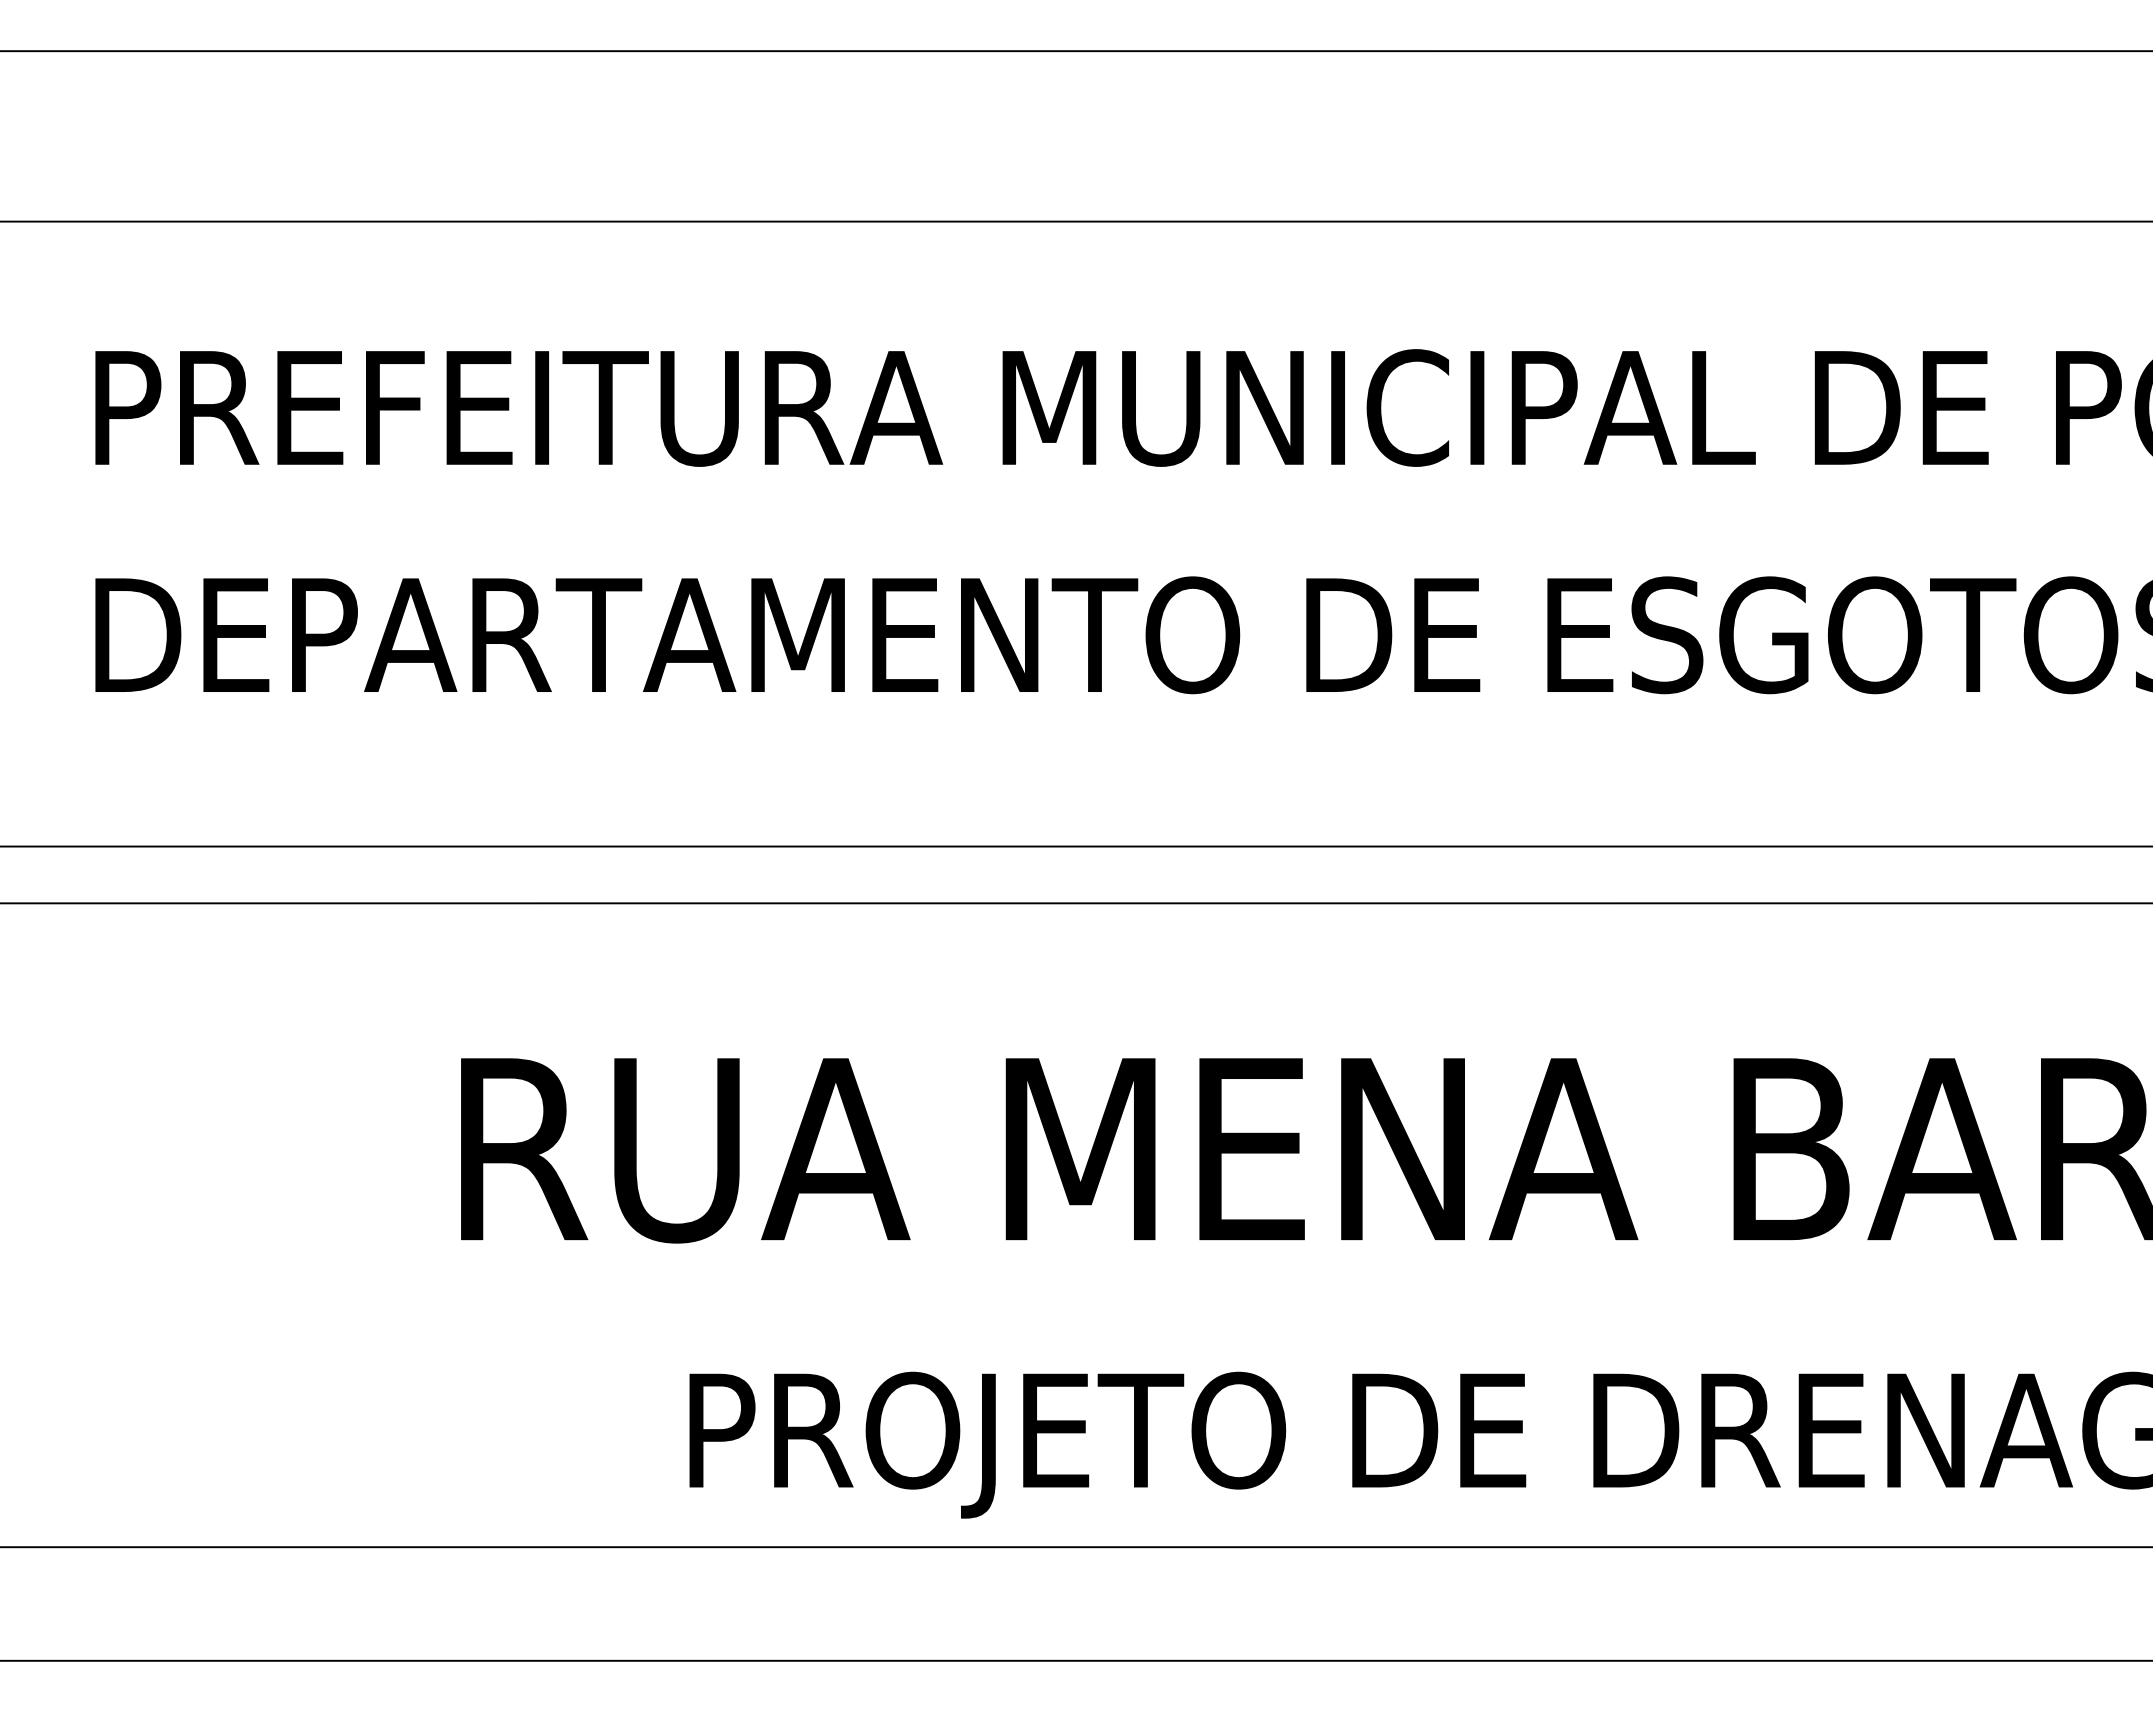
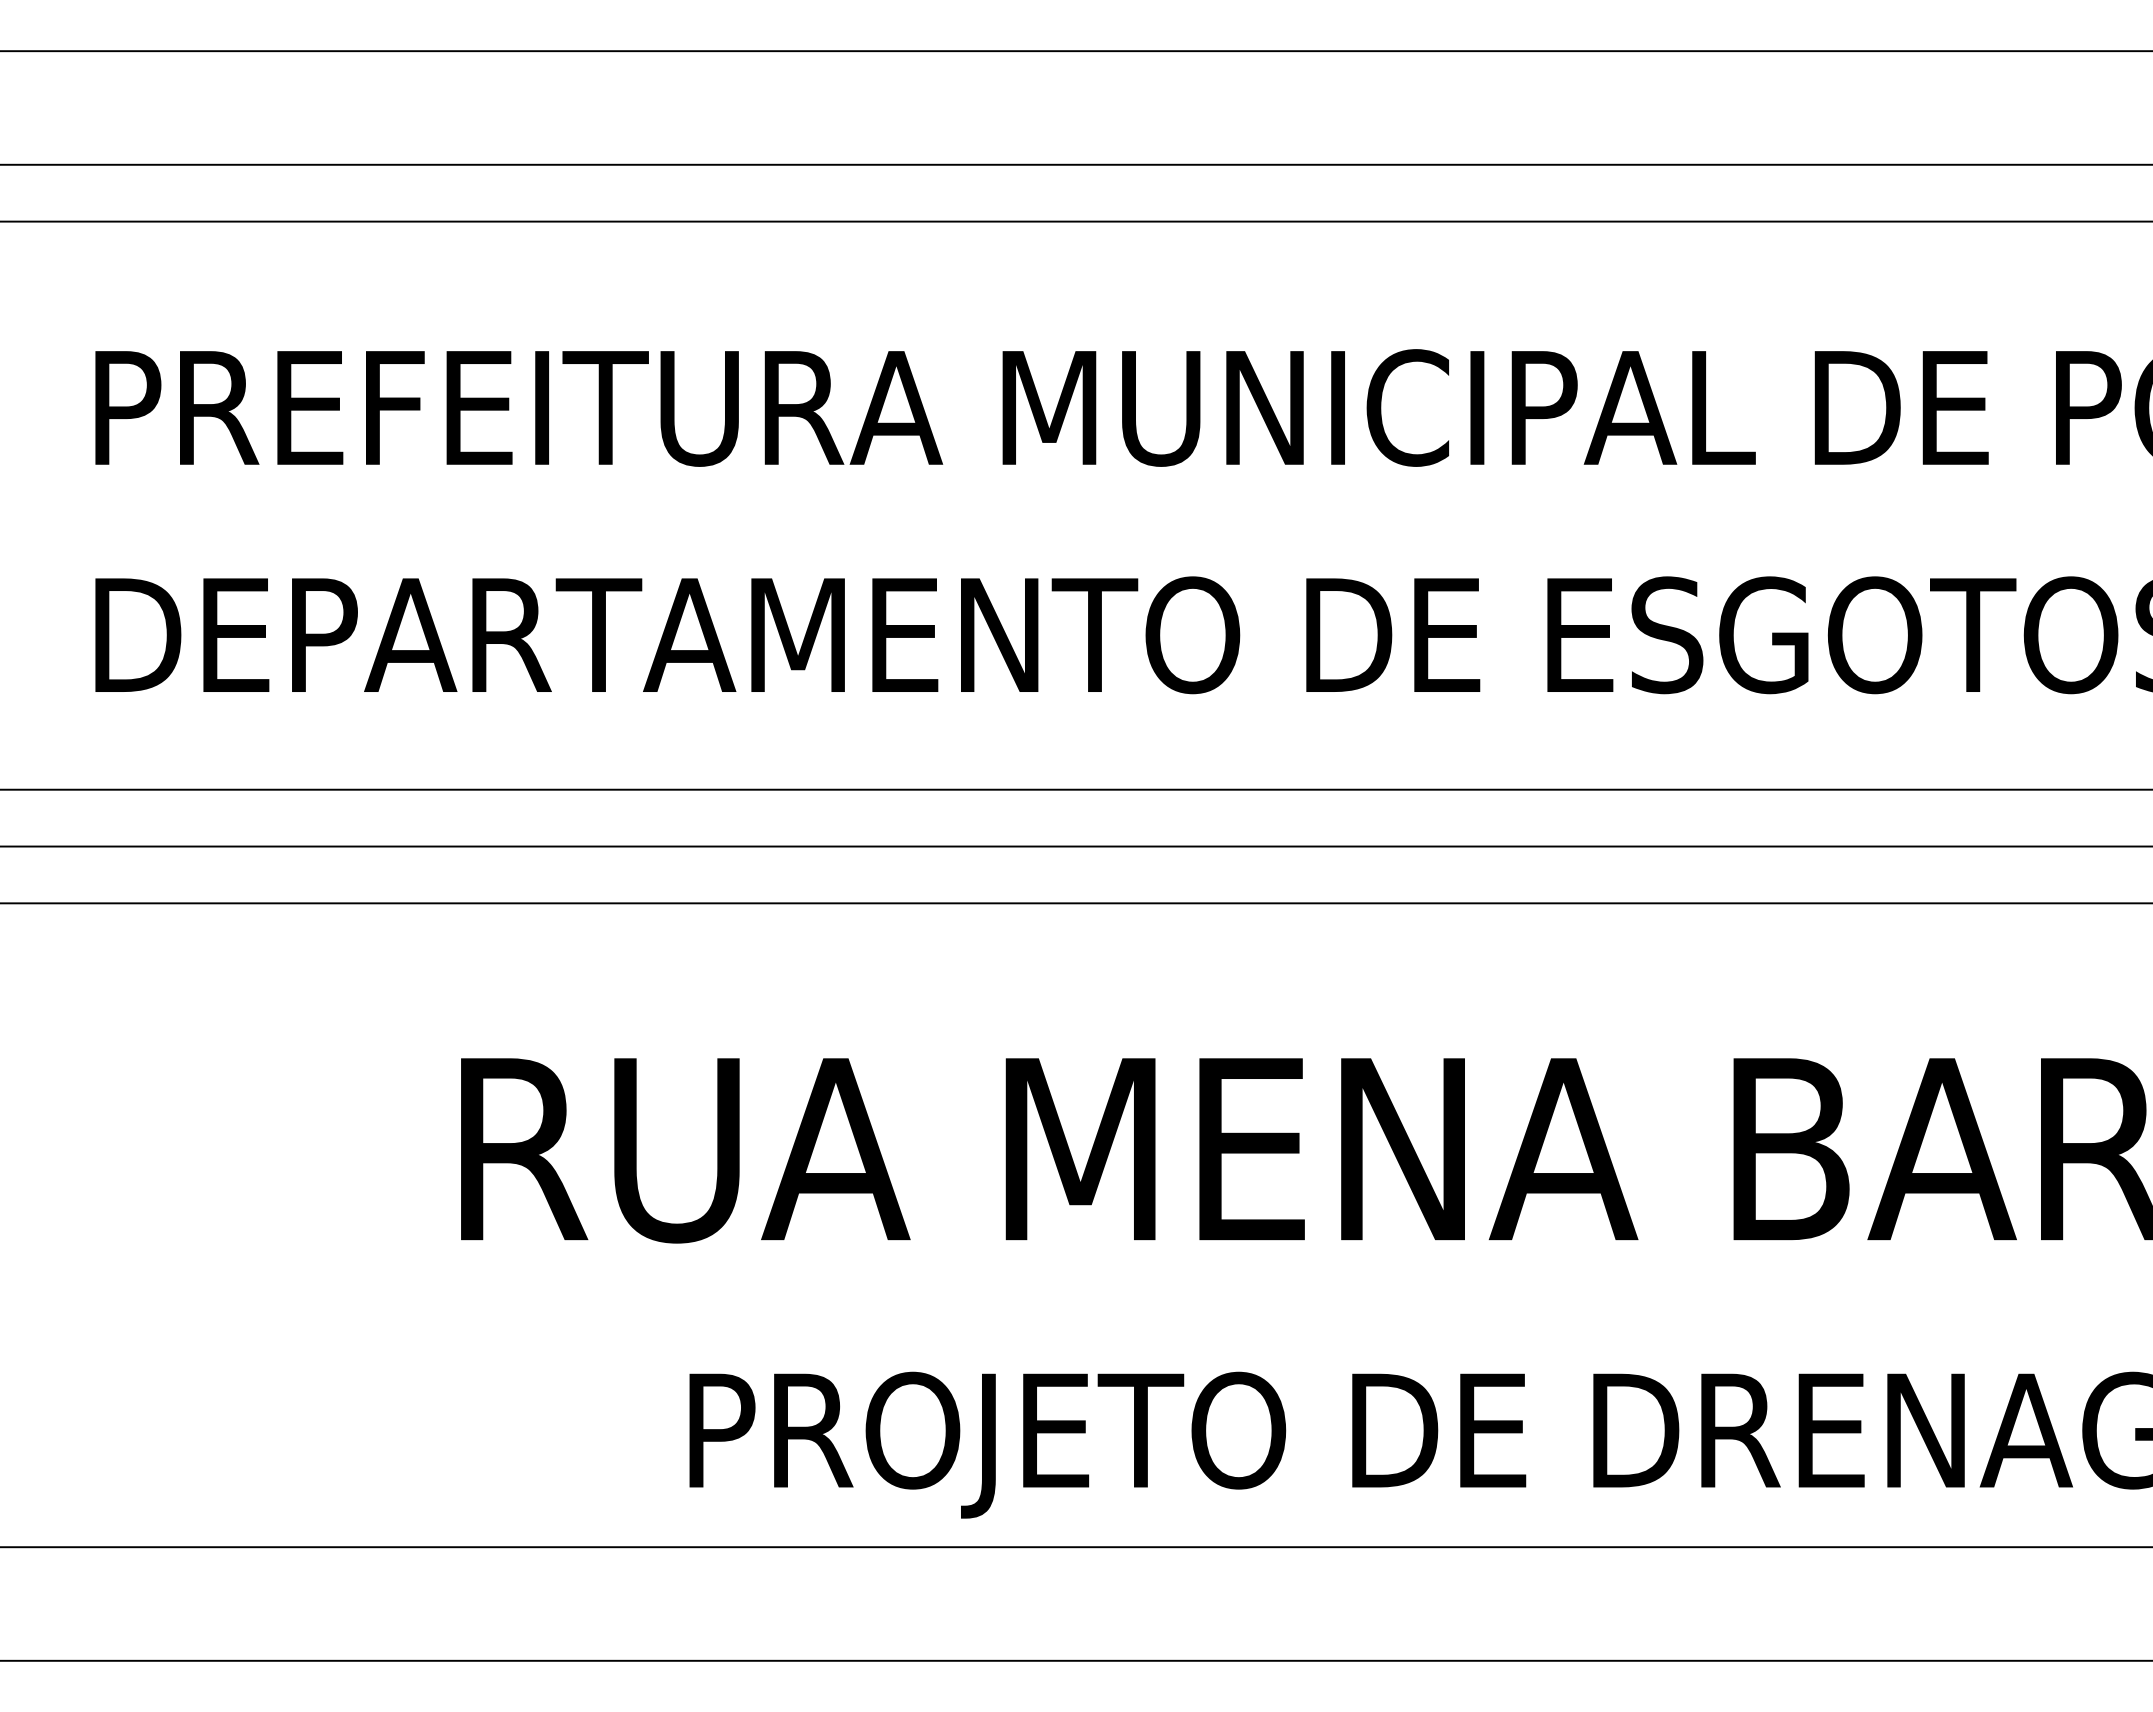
line: none -> present (1075, 164)
line: none -> present (1075, 789)
